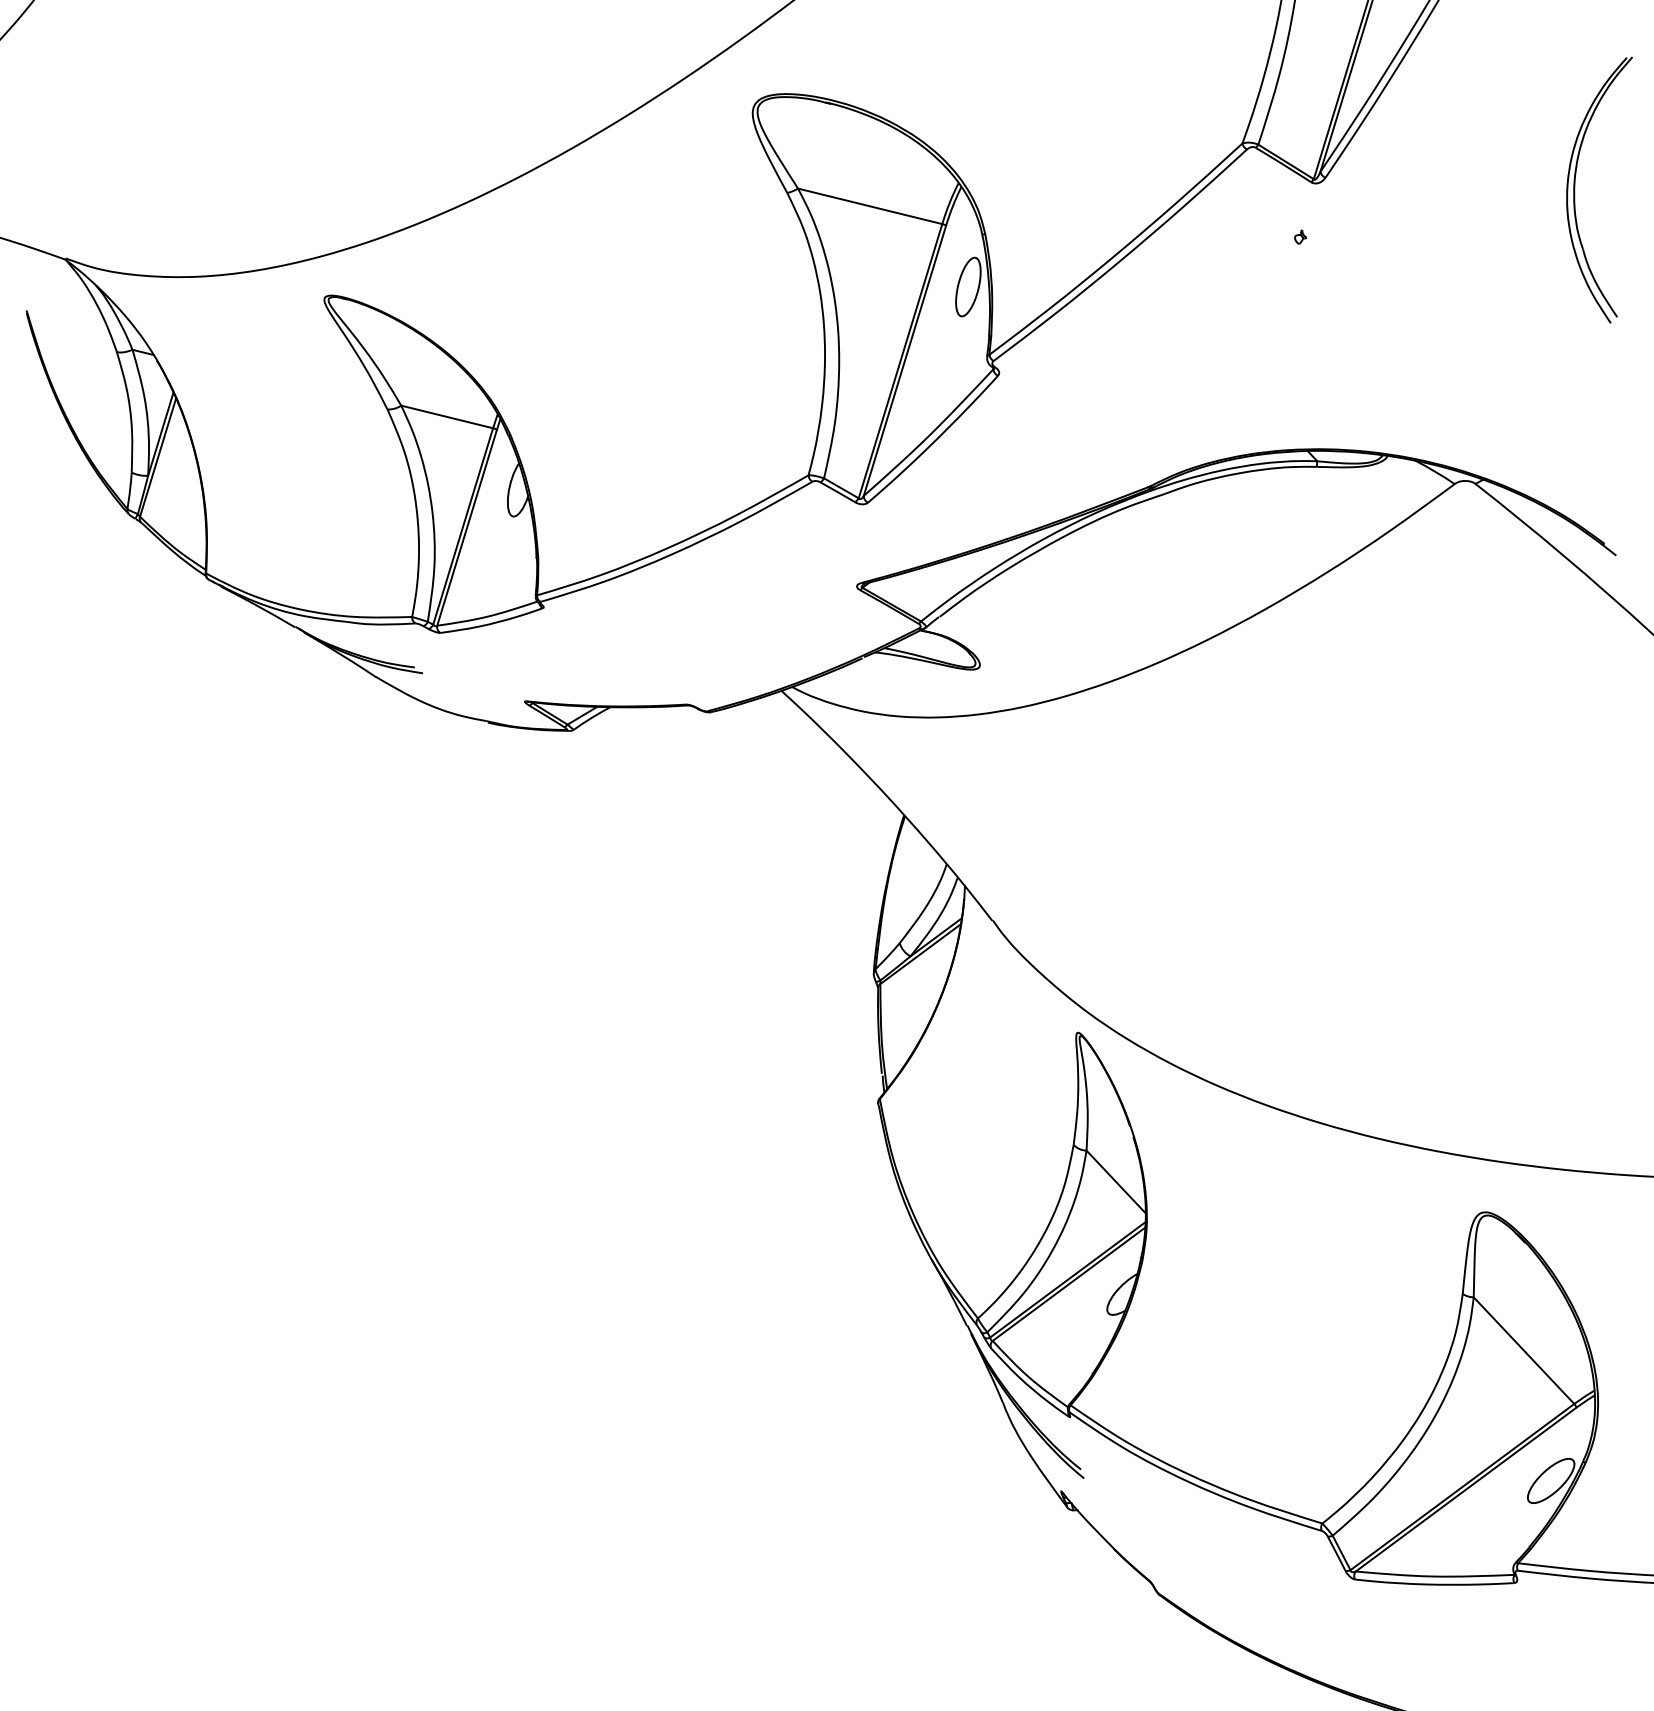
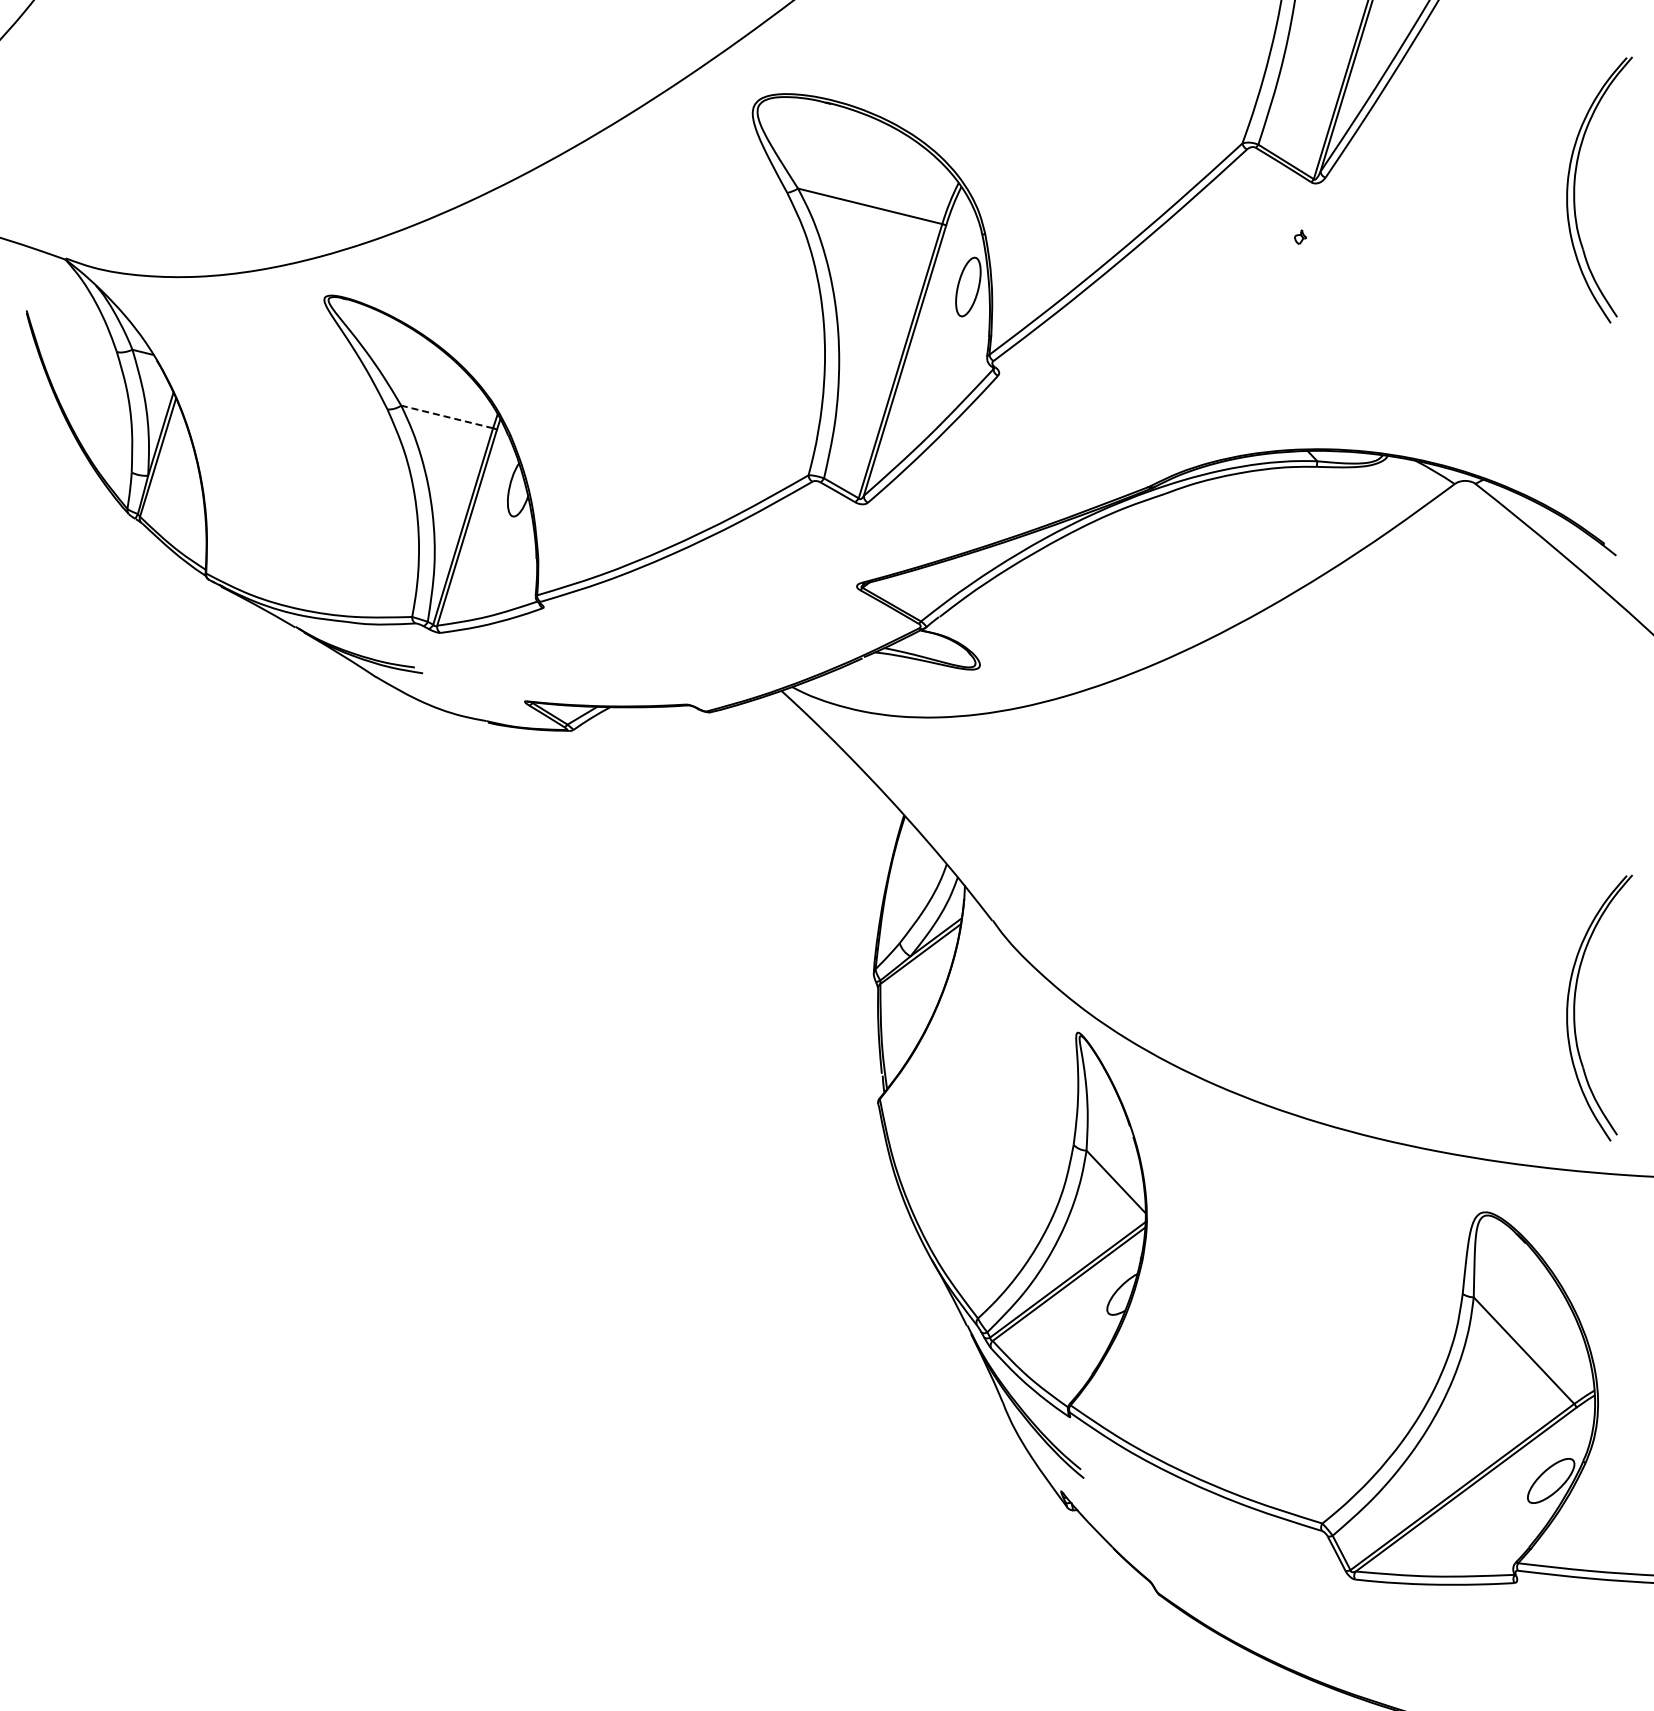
line: solid -> dashed (446, 416)
part: none -> present (1575, 1007)
